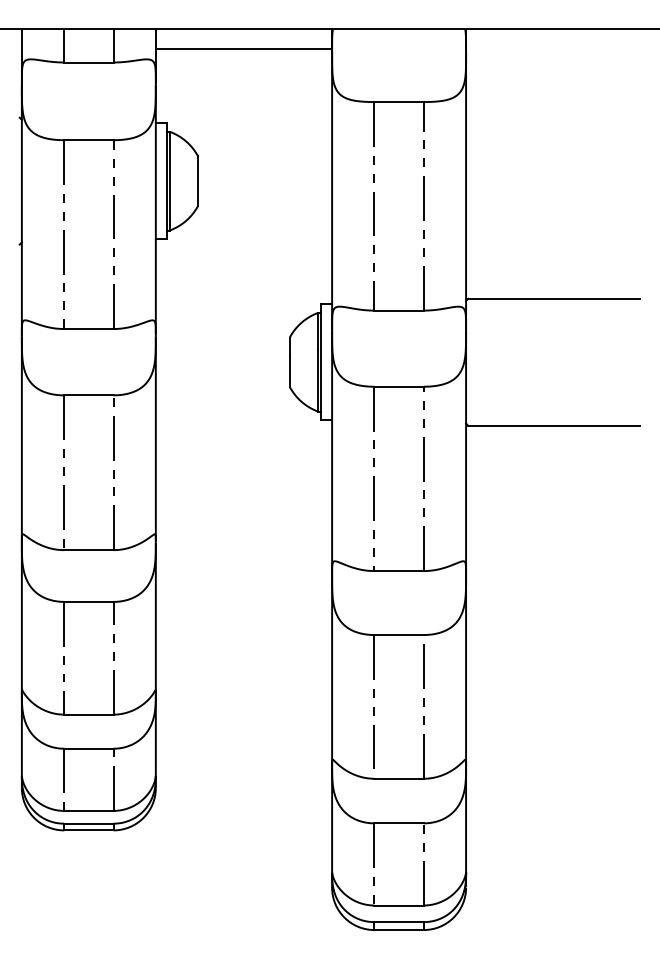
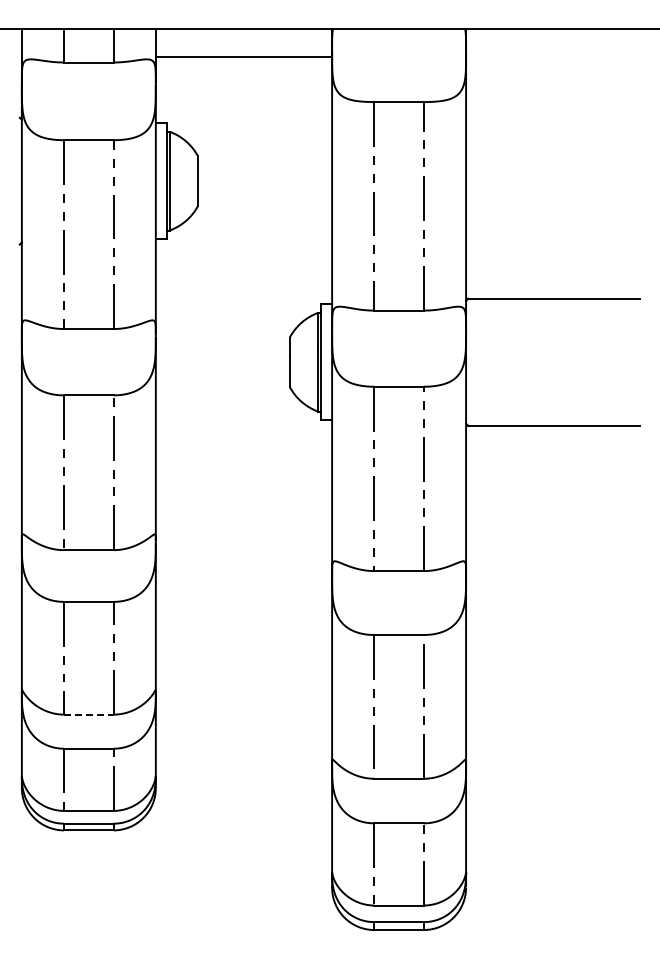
line position: (243, 48) -> (243, 56) (243, 56)
line: solid -> dashed (88, 714)
